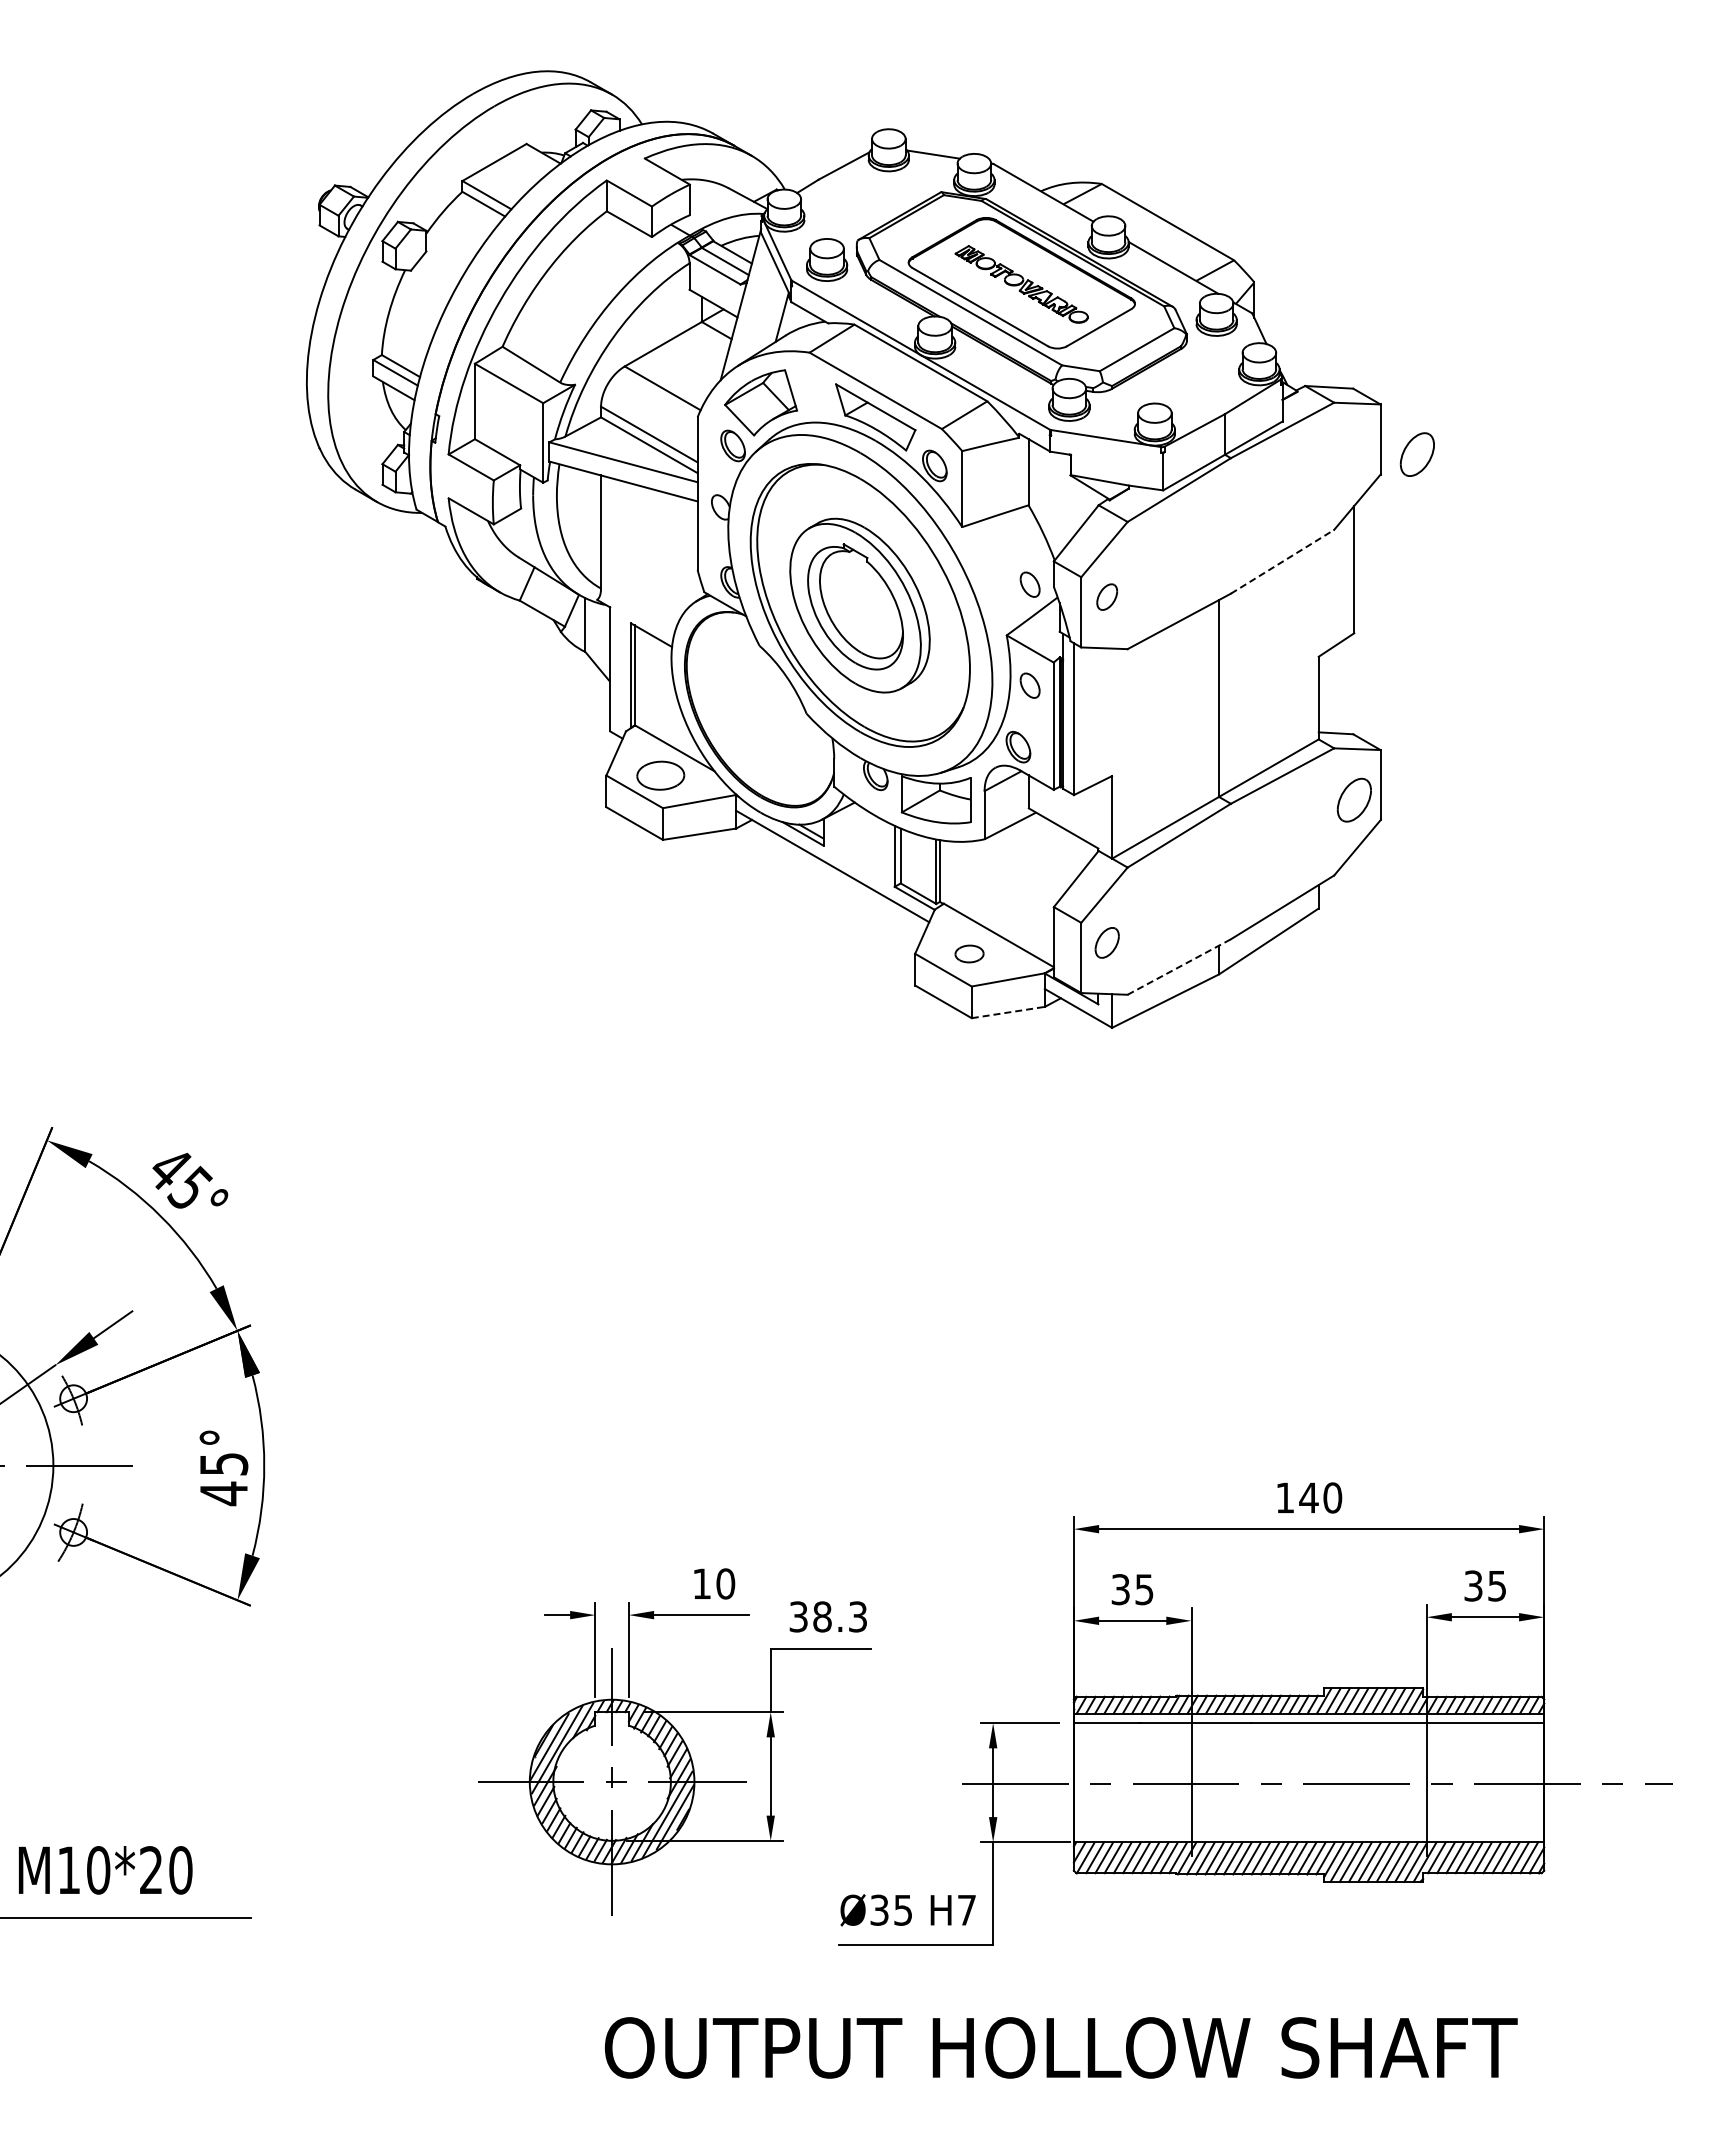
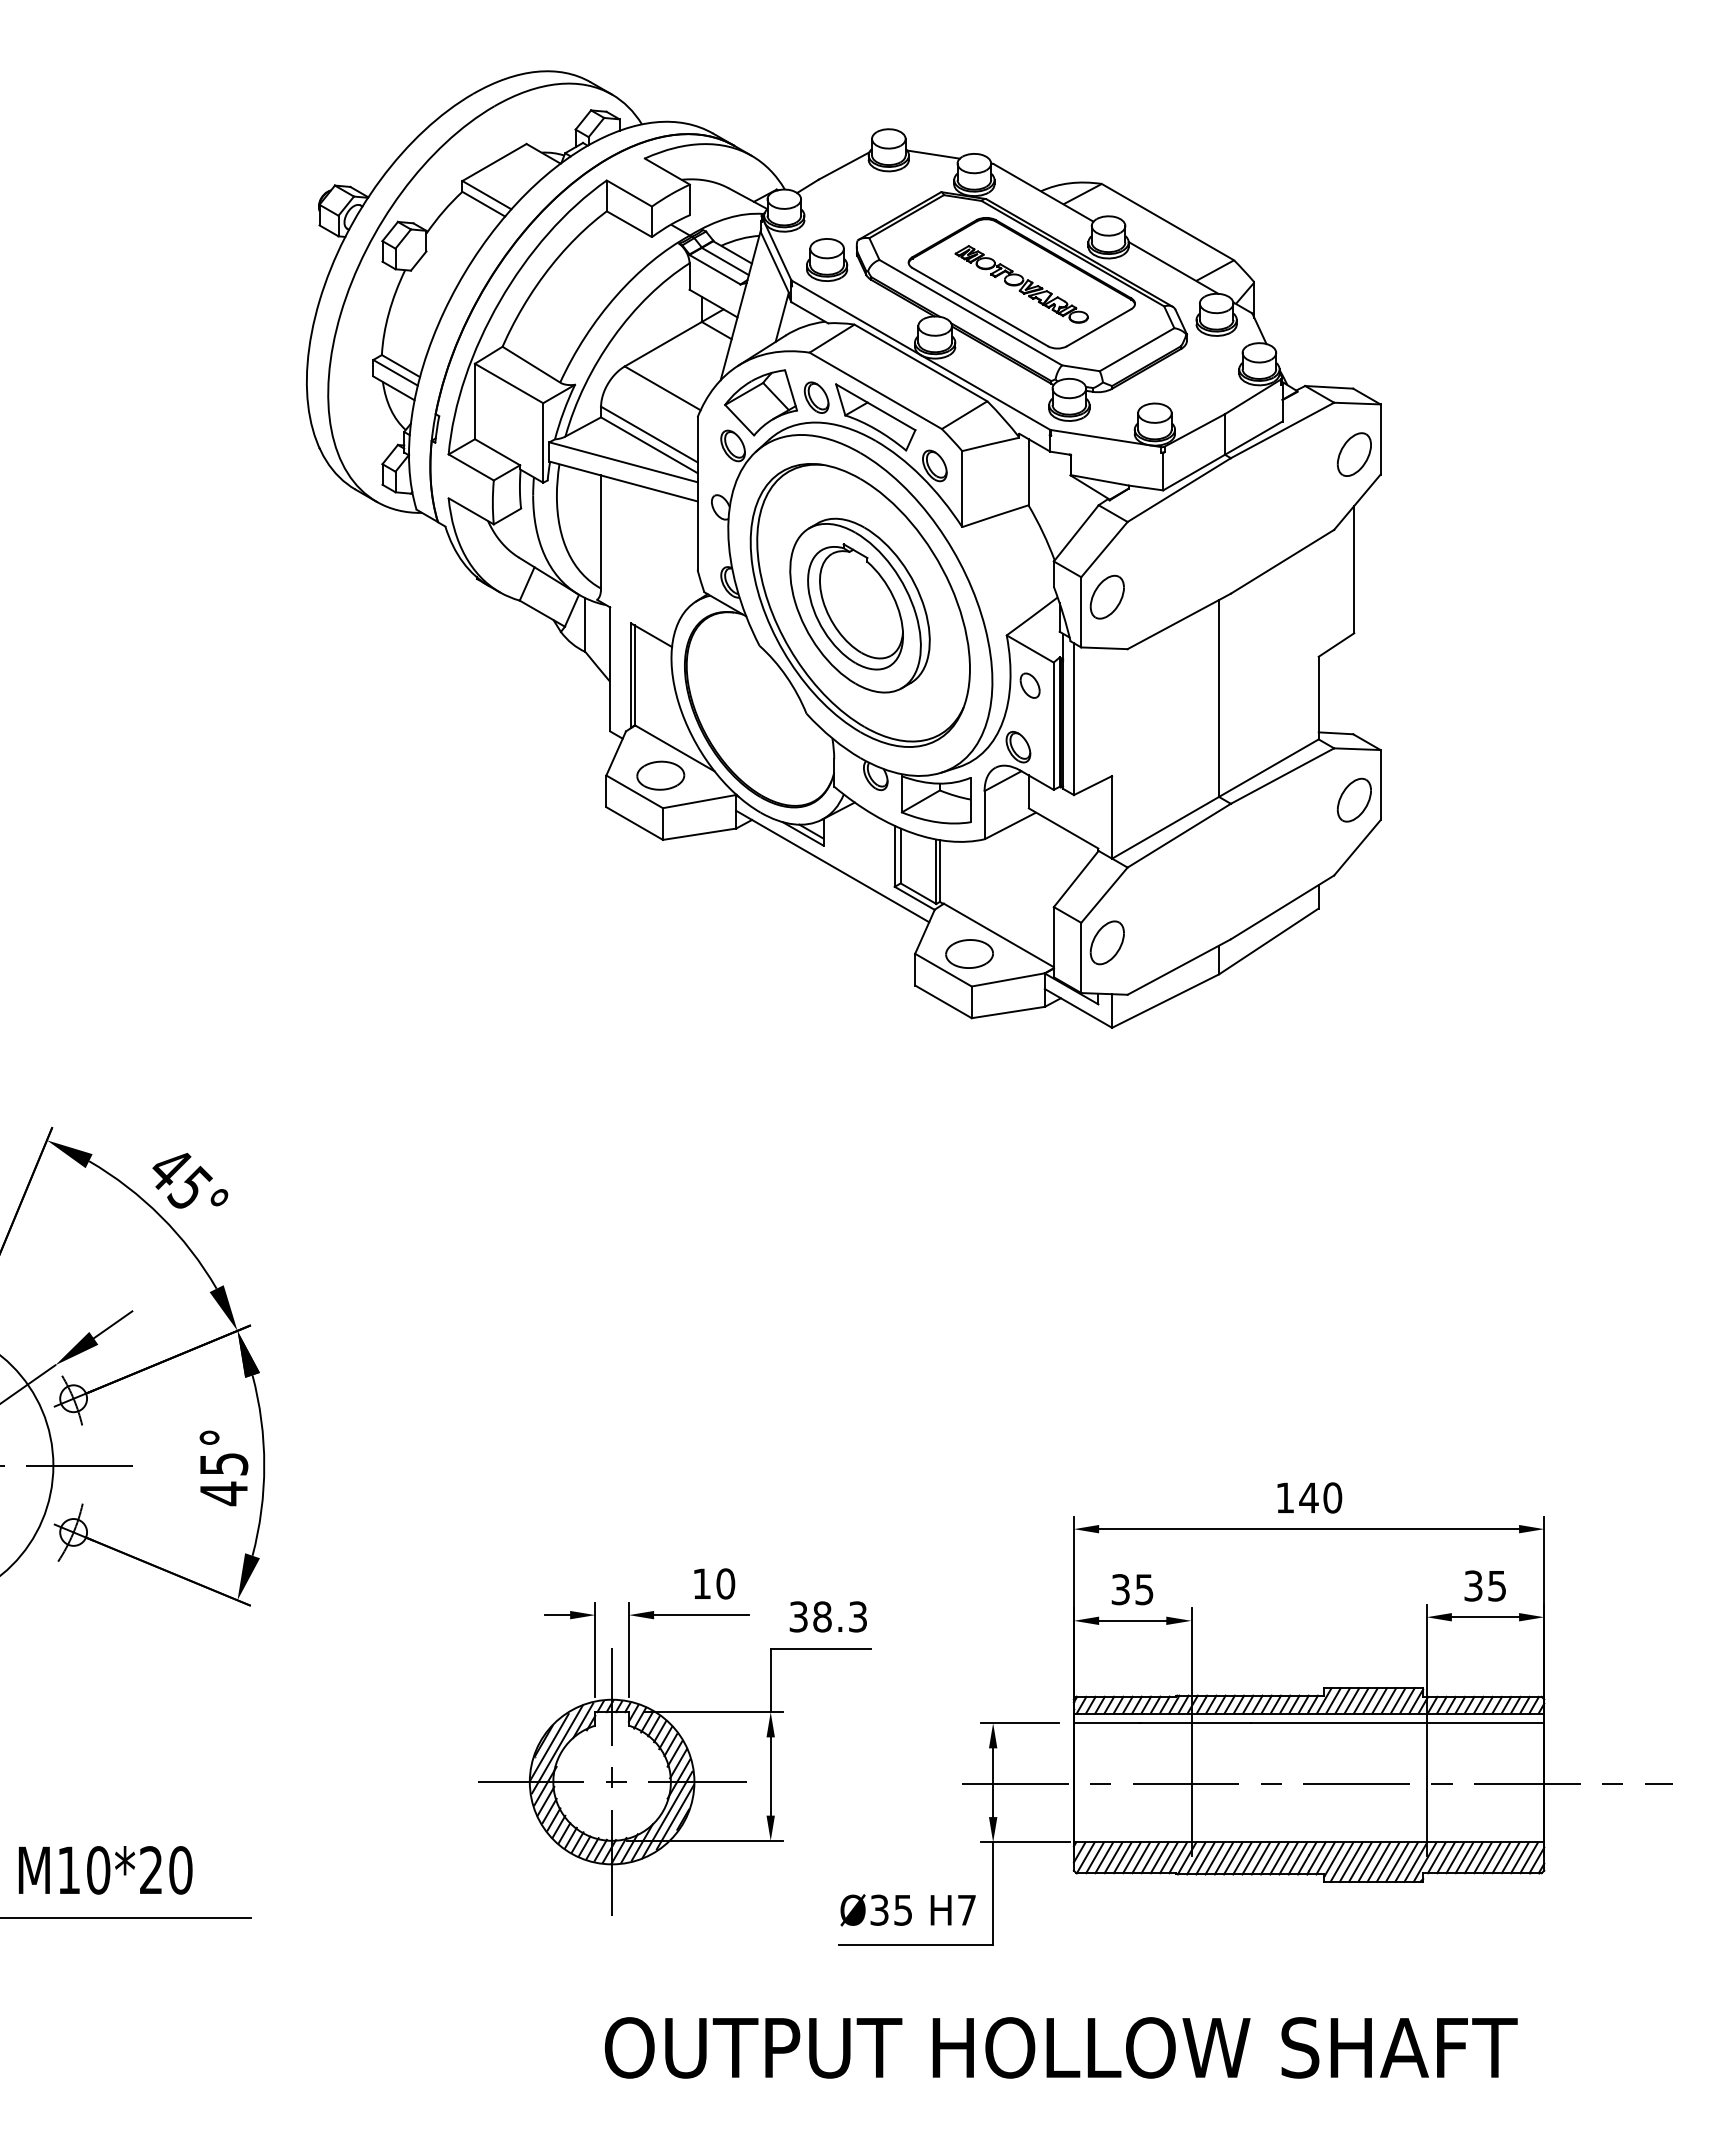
part: none -> present (816, 397)
part position: (1416, 454) -> (1353, 454) (1353, 454)
line: dashed -> solid (1282, 561)
part: present -> none (1029, 584)
part size: 23x28 px -> 36x46 px (1106, 596)
part size: 26x32 px -> 36x46 px (1106, 942)
part size: 31x20 px -> 49x30 px (969, 953)
line: dashed -> solid (1179, 967)
line: dashed -> solid (1008, 1012)
